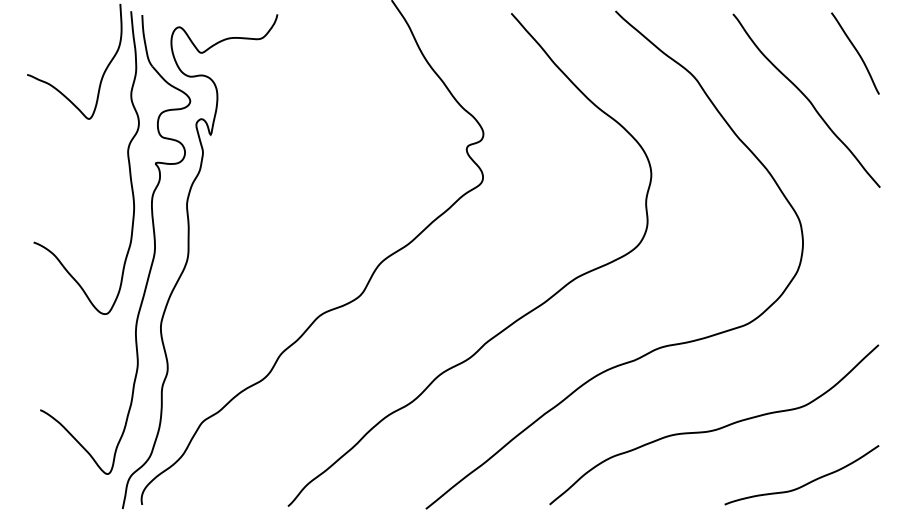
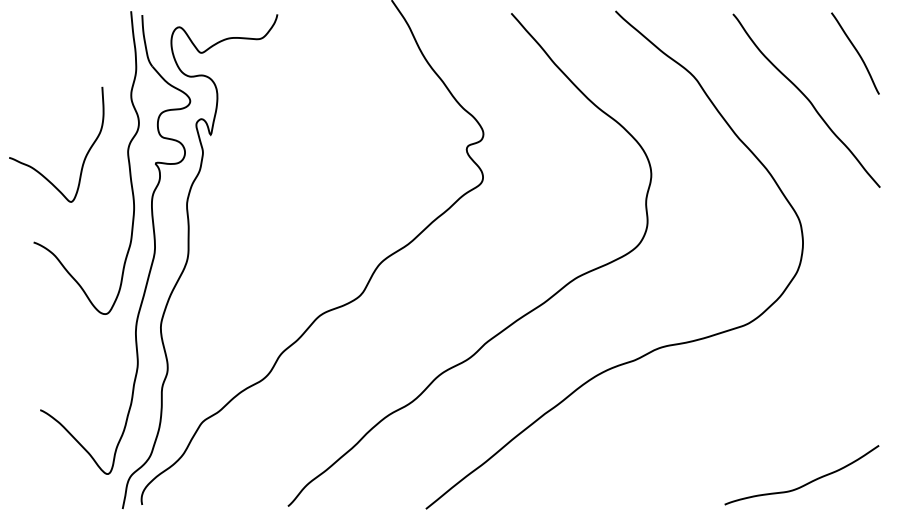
curve position: (102, 74) -> (84, 157) (84, 157)
curve: present -> none (716, 428)
